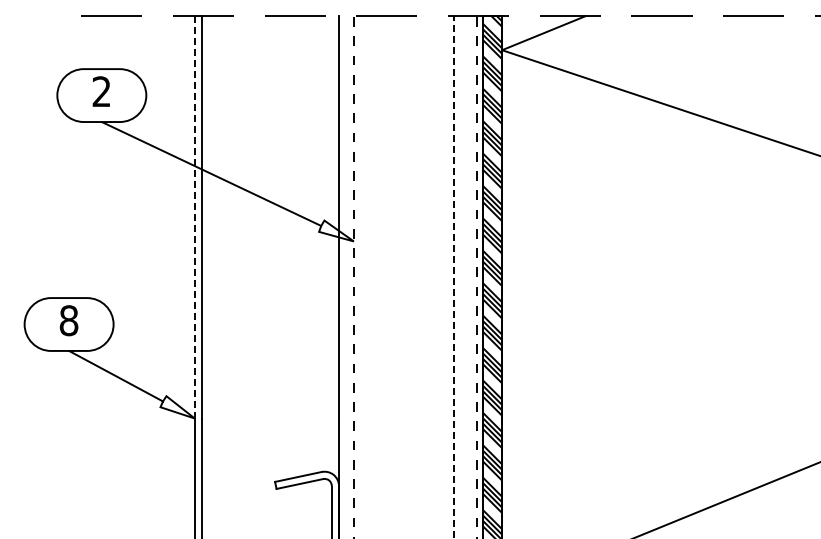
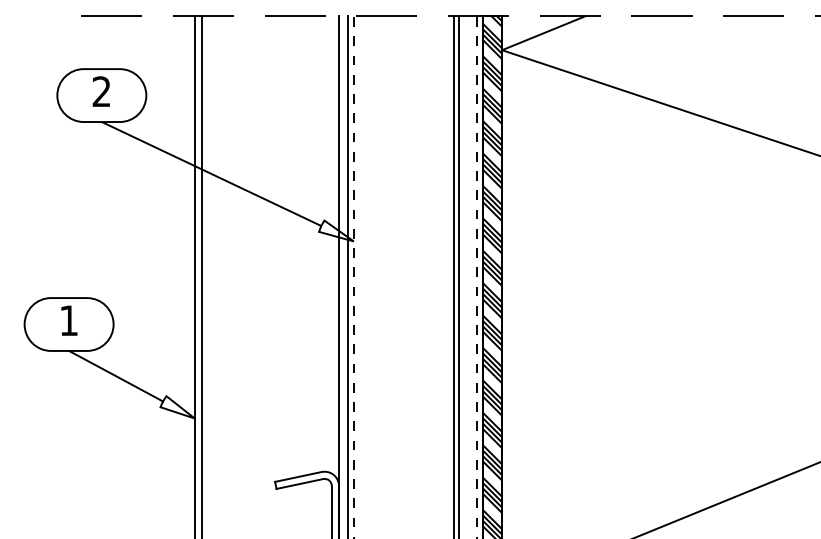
line: dashed -> solid (194, 216)
line: none -> present (348, 275)
line: none -> present (459, 275)
line: dashed -> solid (453, 276)
text: 8 -> 1 (68, 320)
